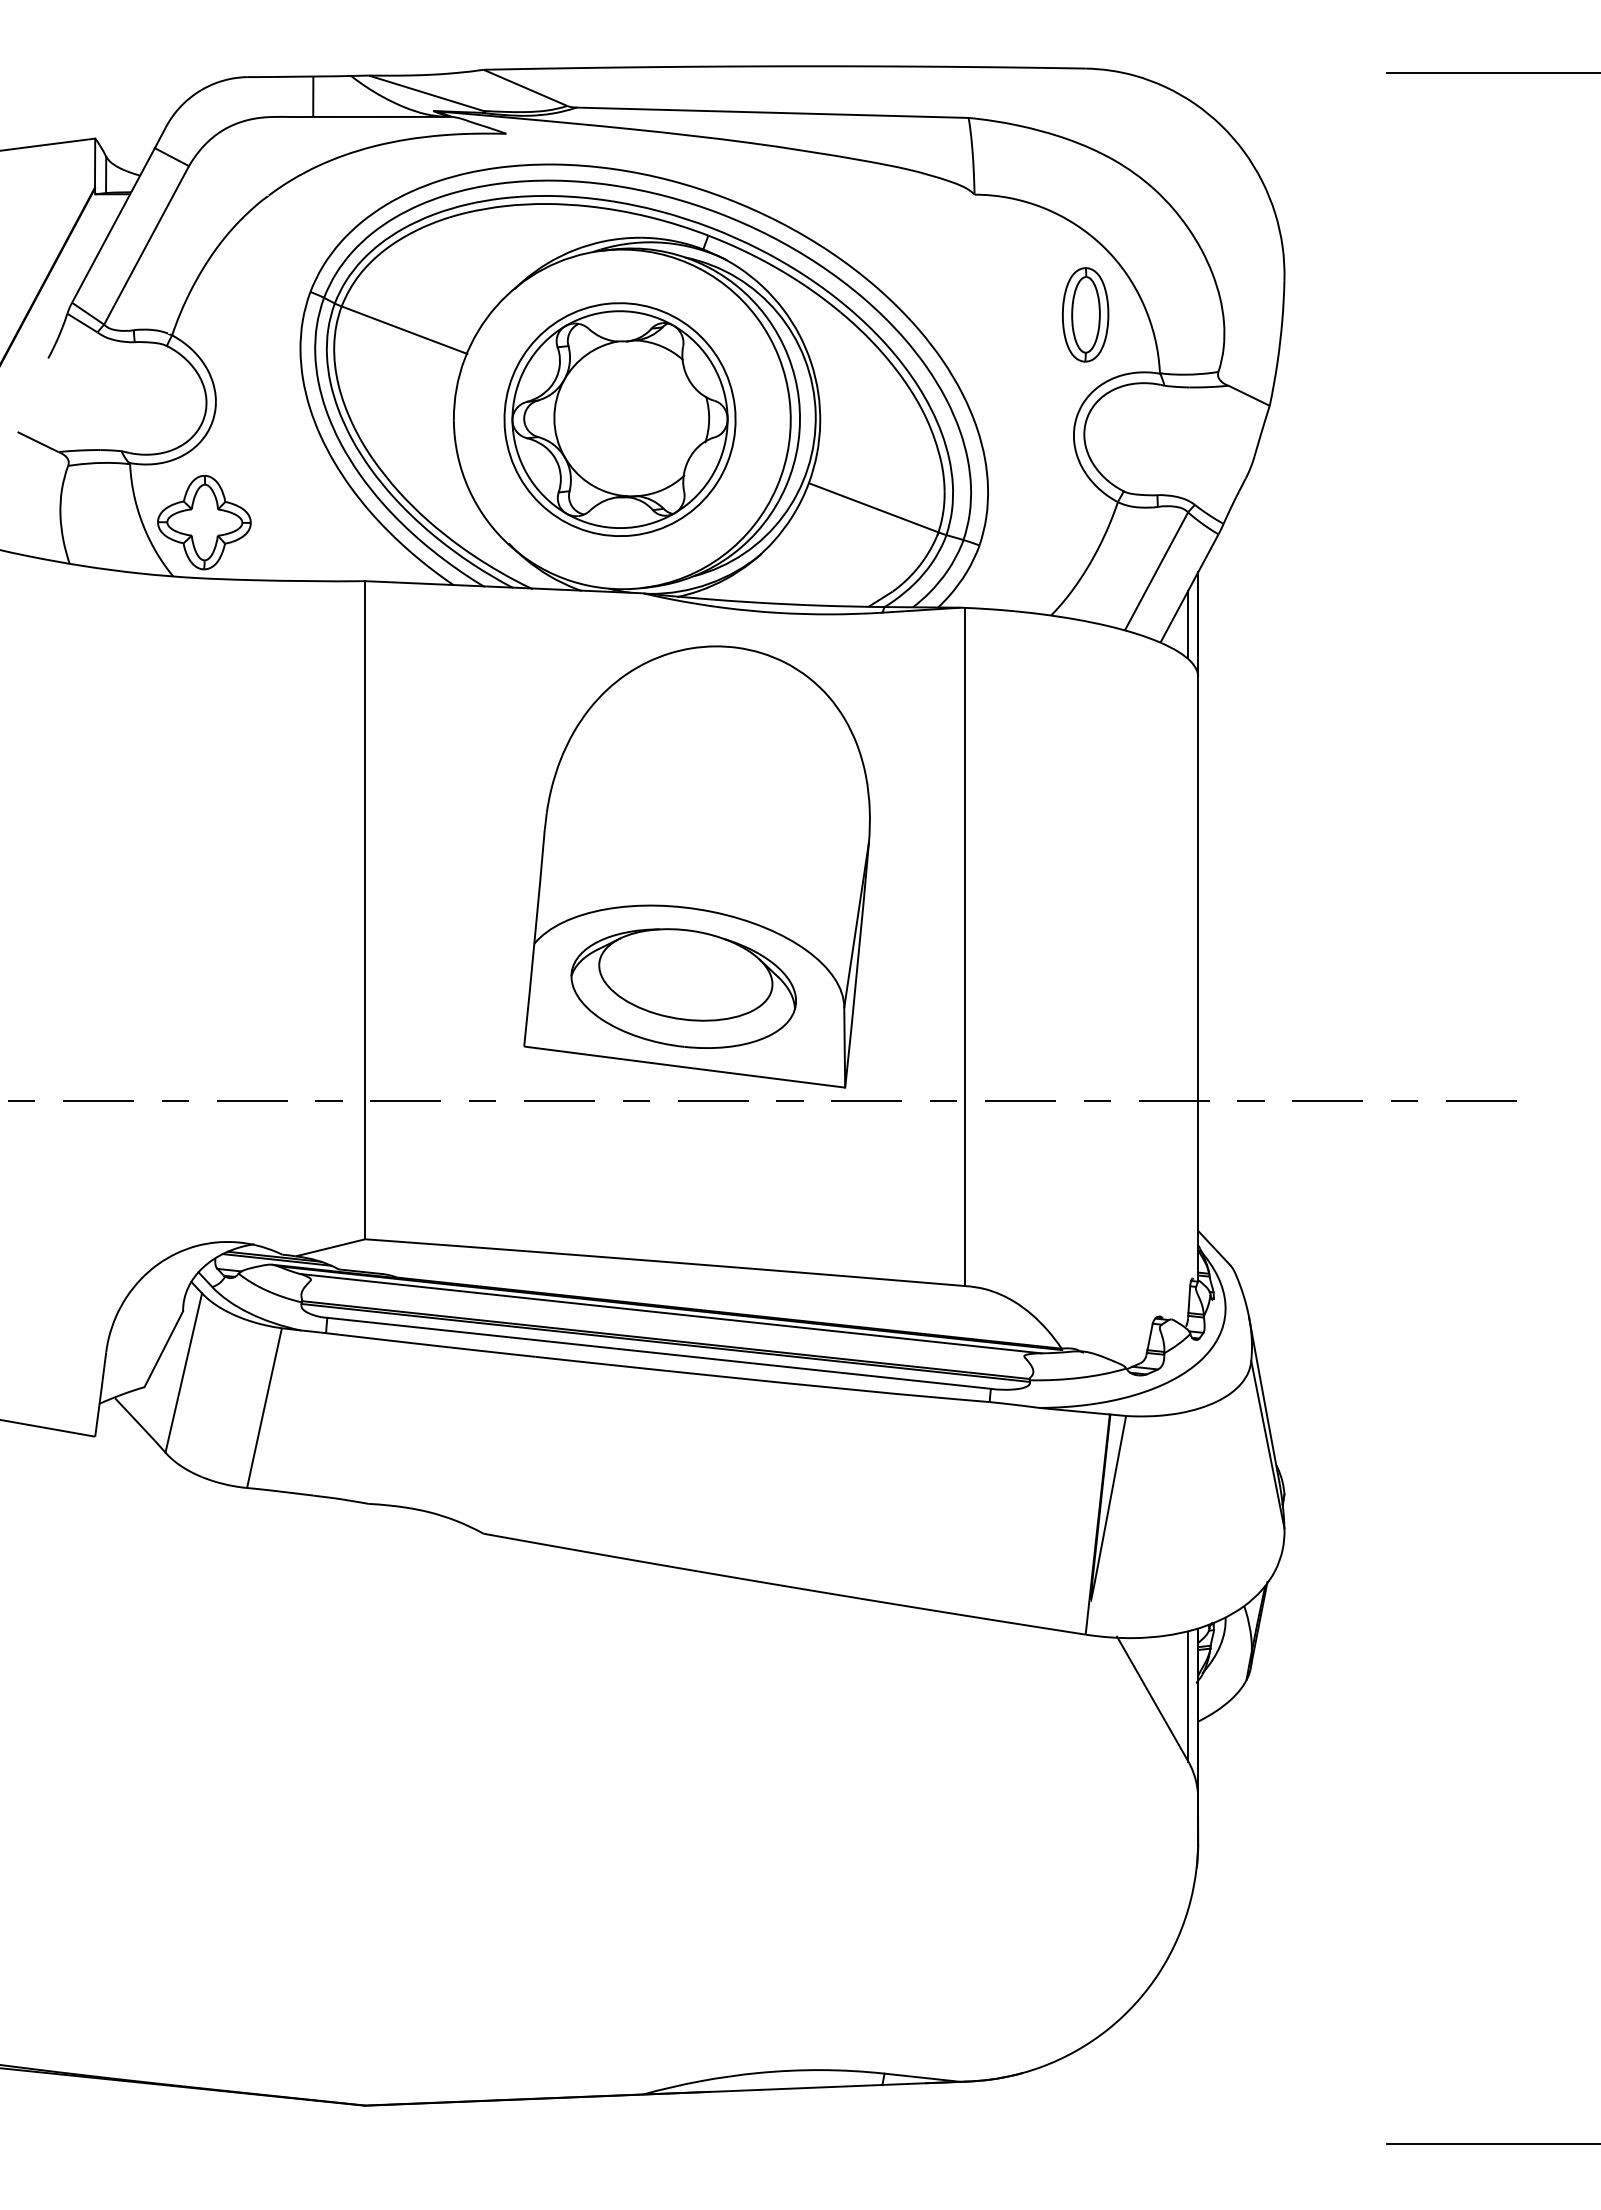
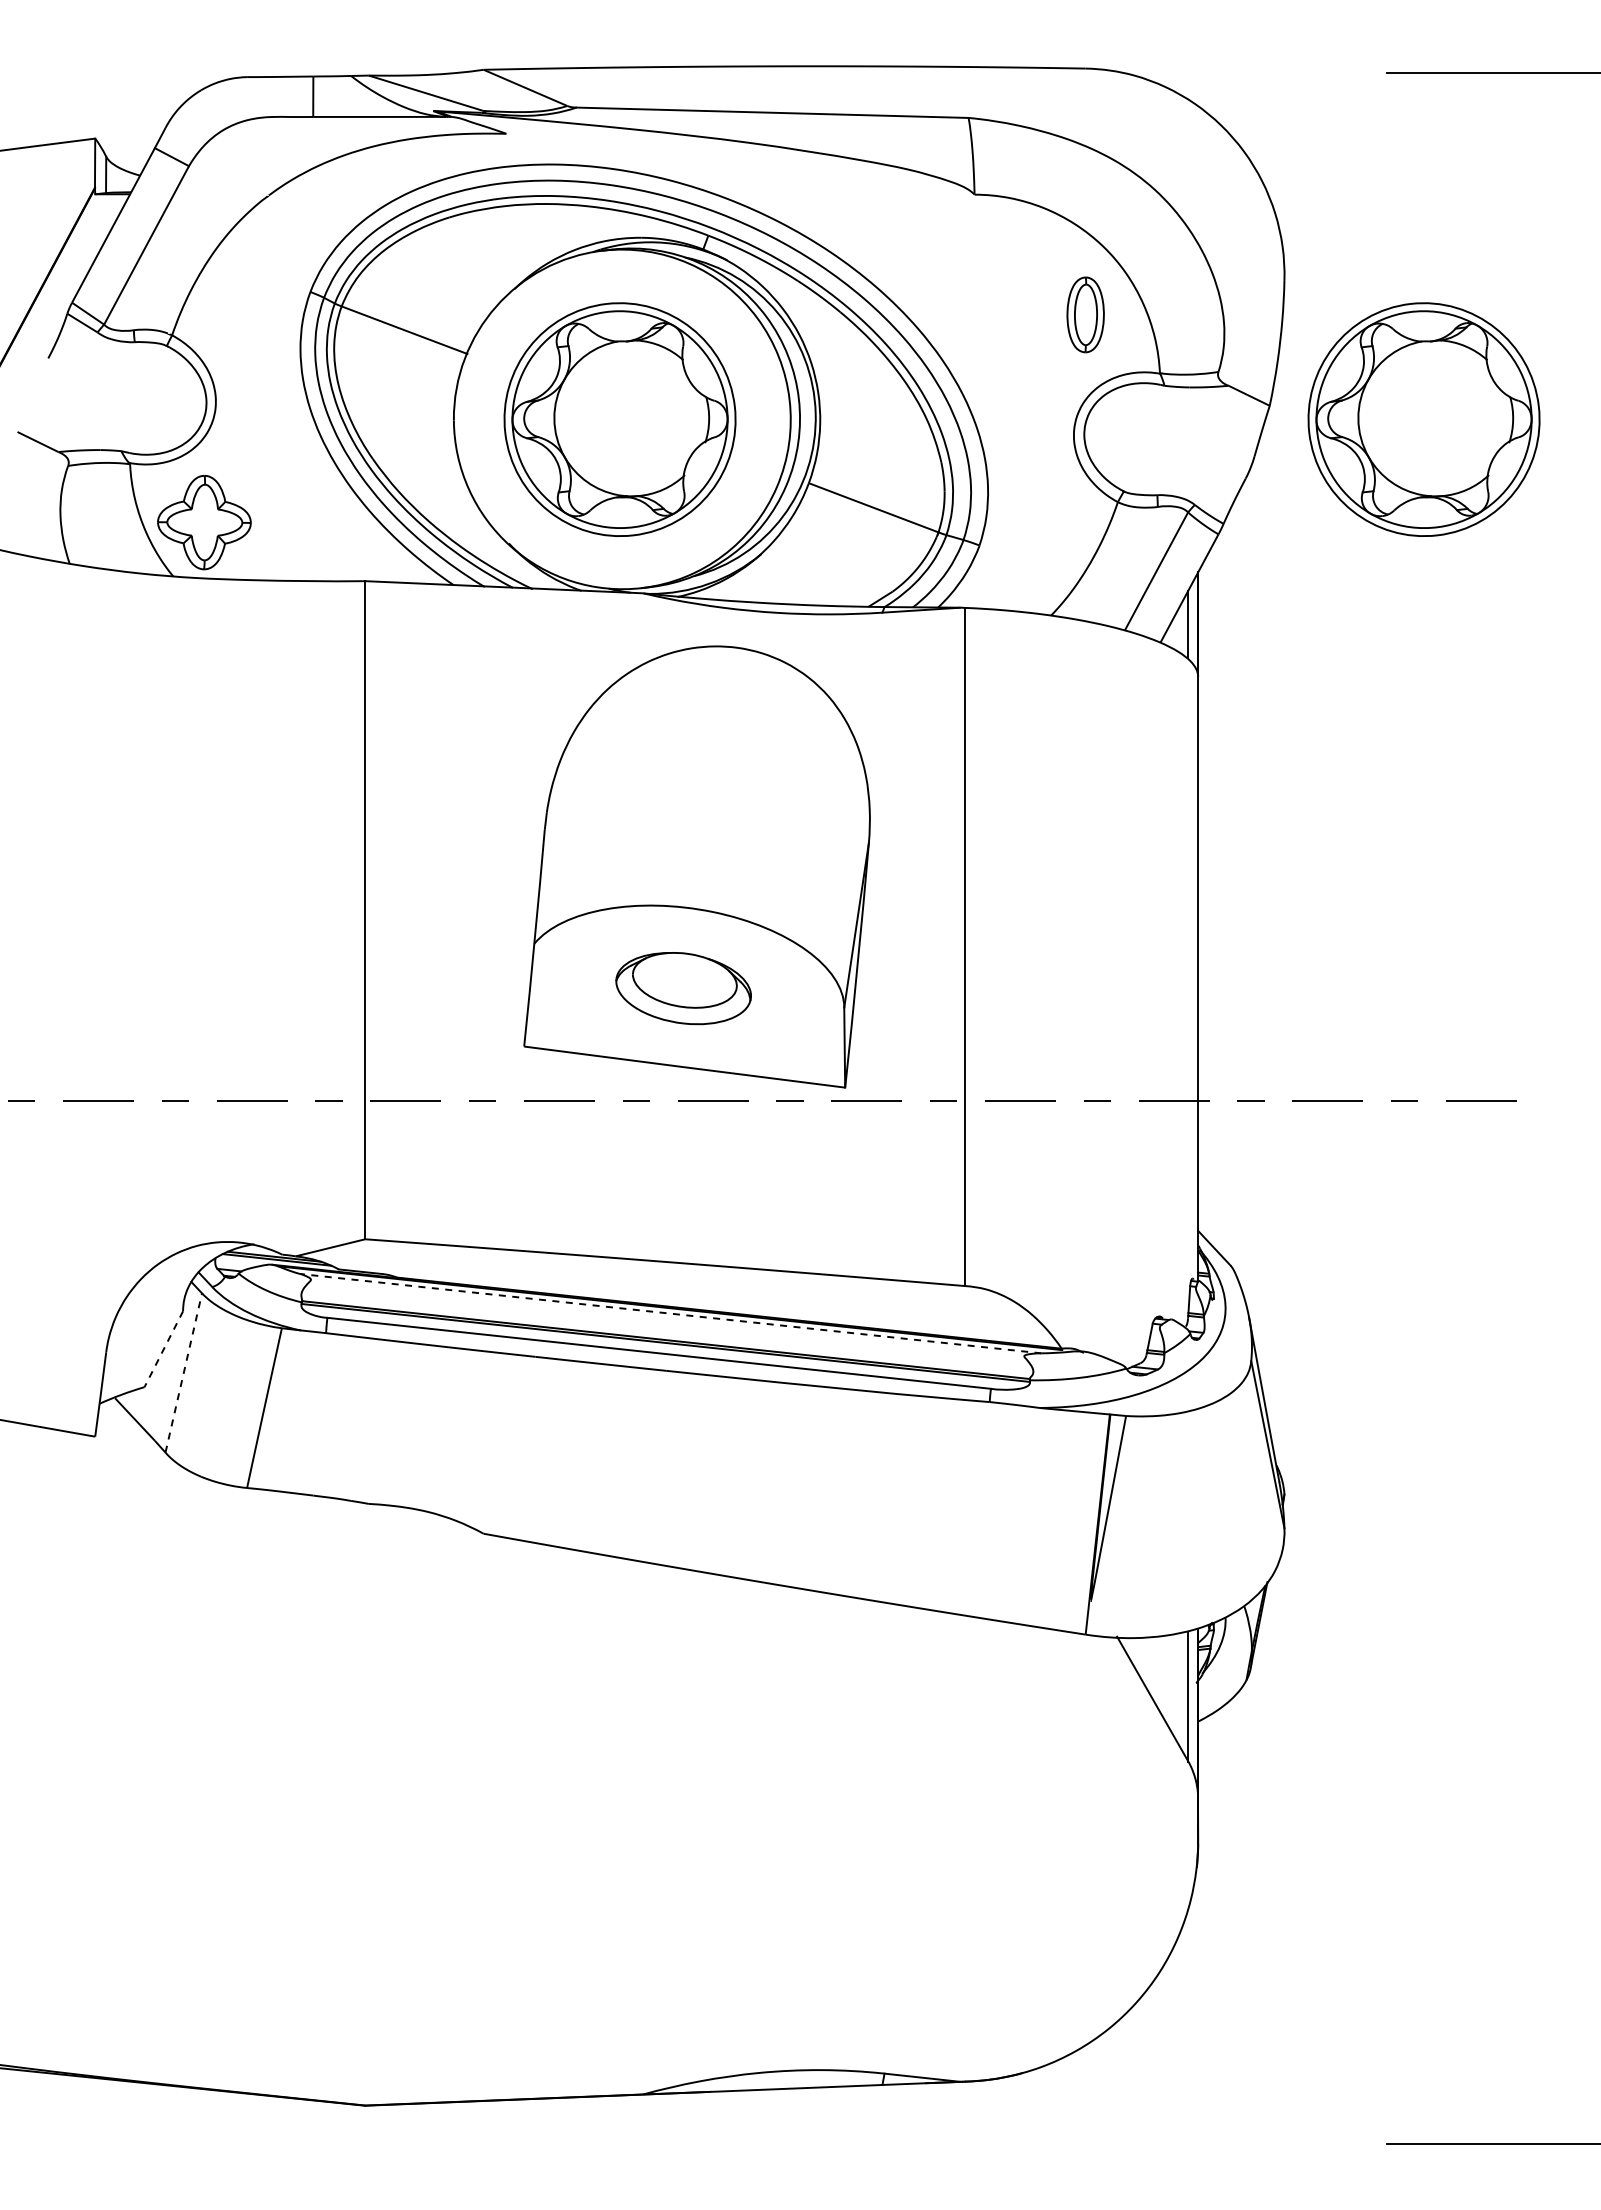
part size: 48x96 px -> 39x78 px (1085, 314)
part: none -> present (1423, 419)
part size: 227x121 px -> 137x74 px (683, 988)
line: solid -> dashed (670, 1313)
line: solid -> dashed (163, 1349)
line: solid -> dashed (183, 1372)
